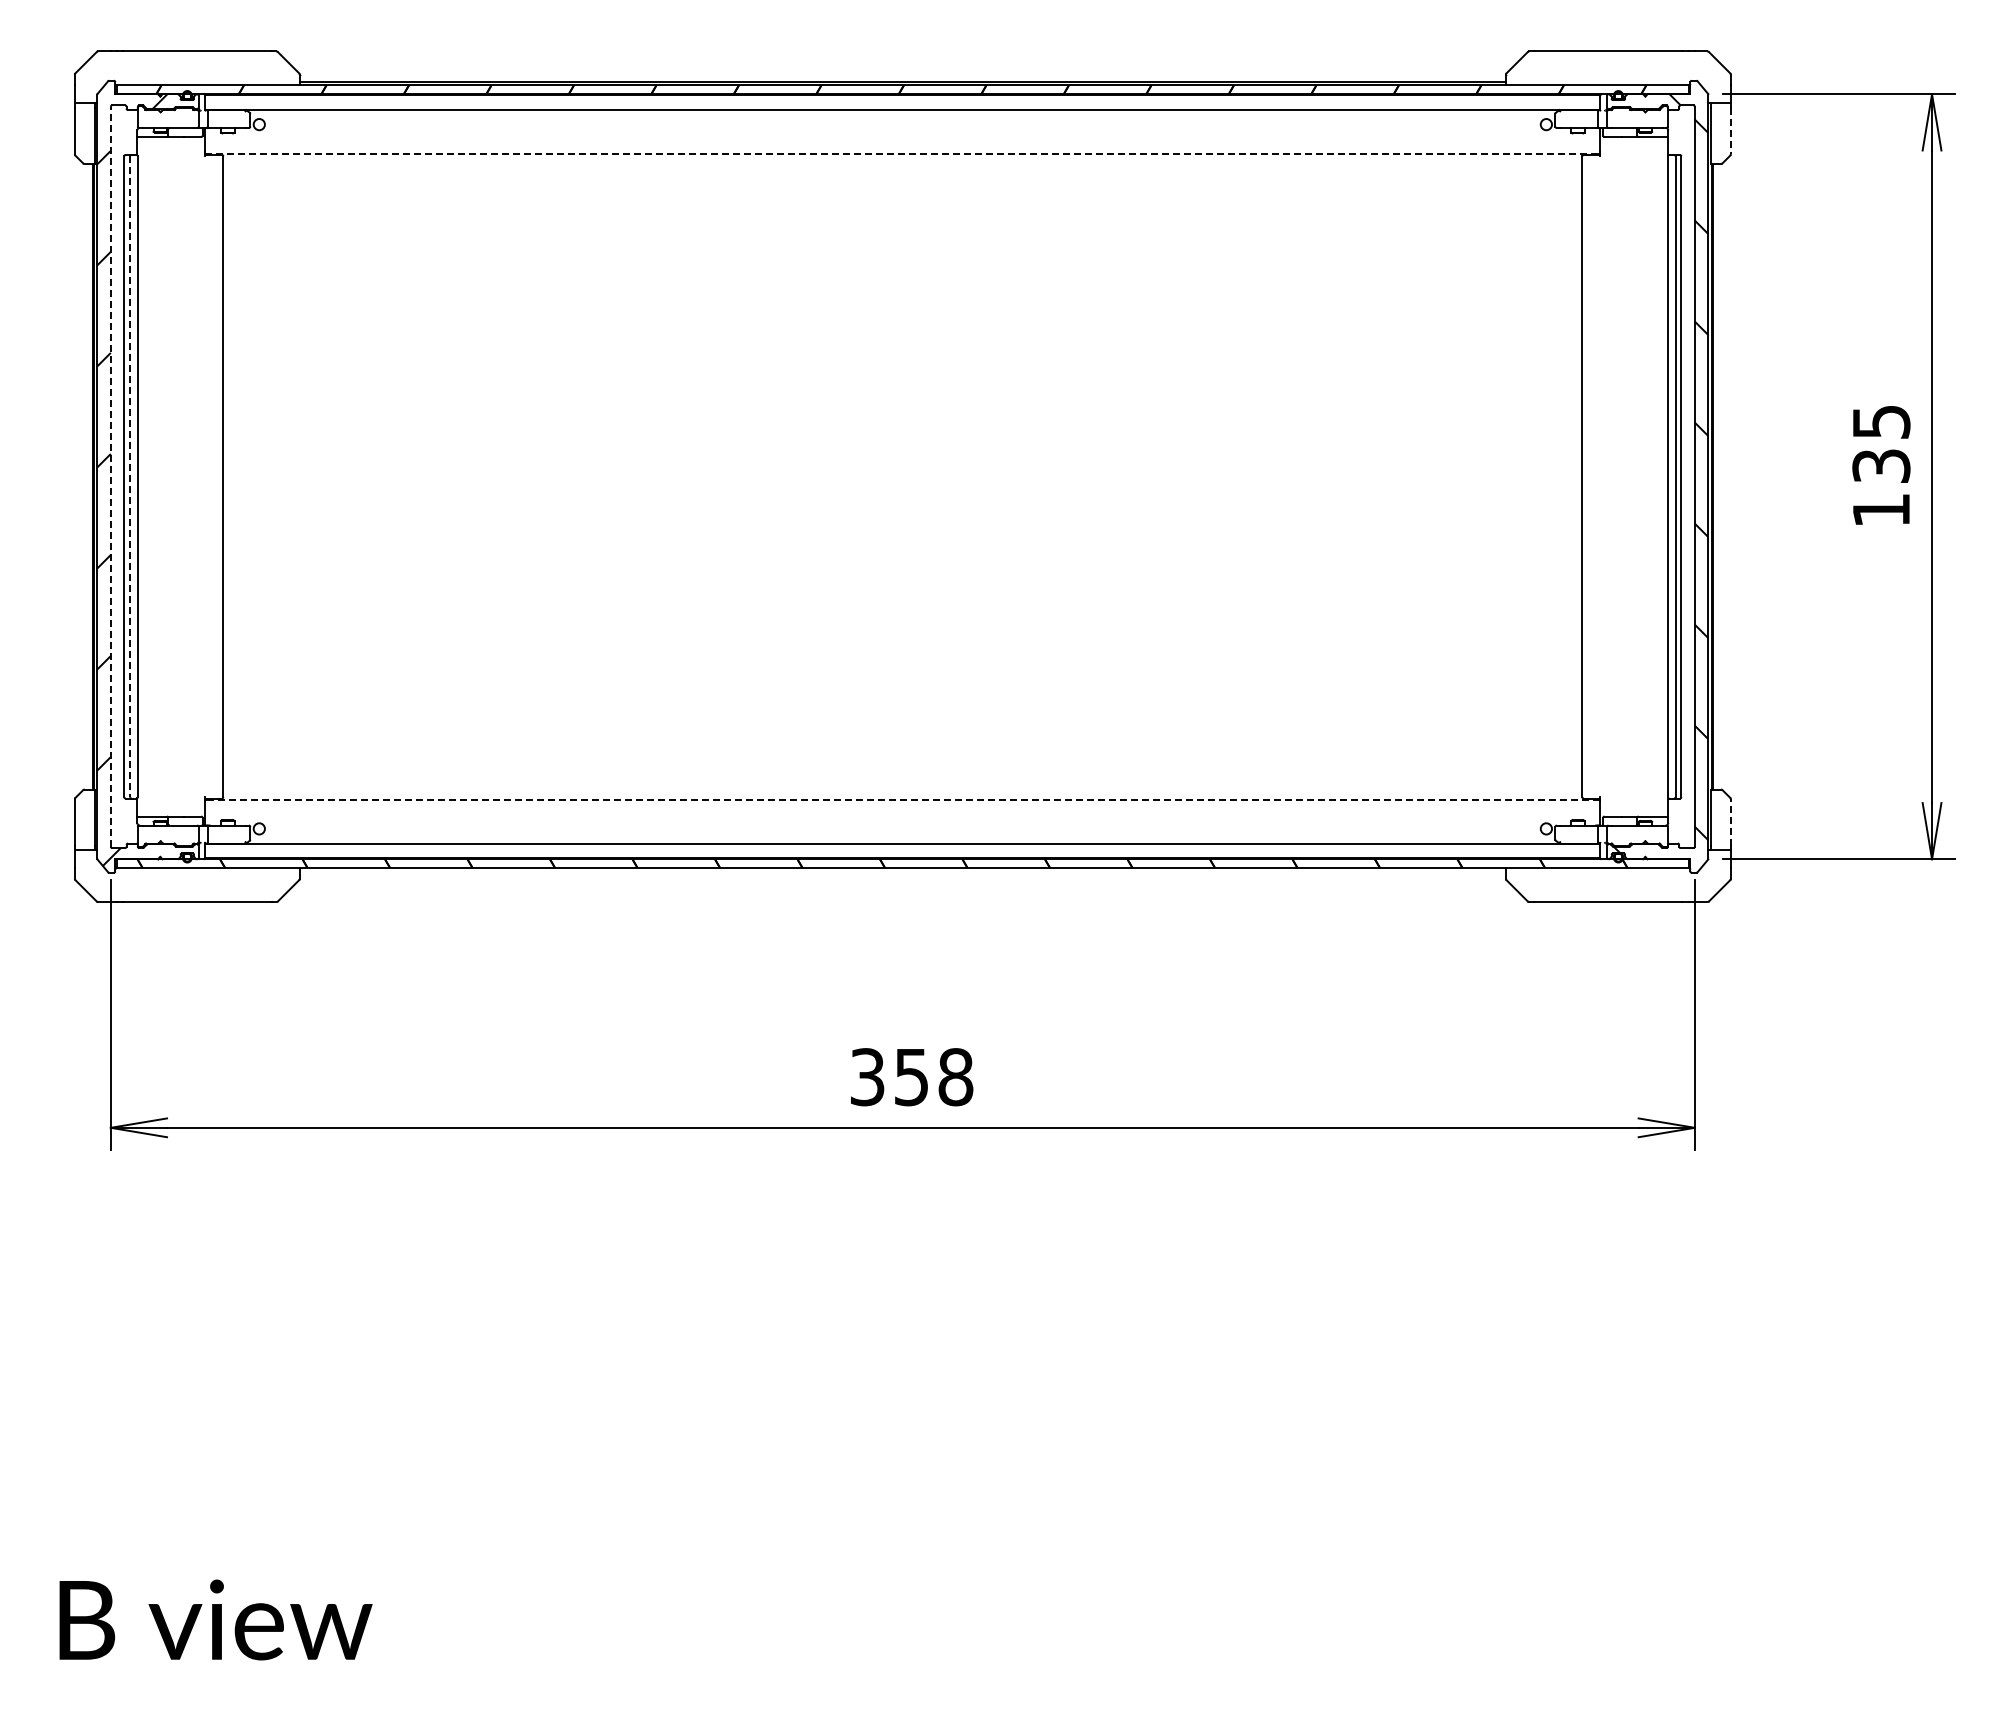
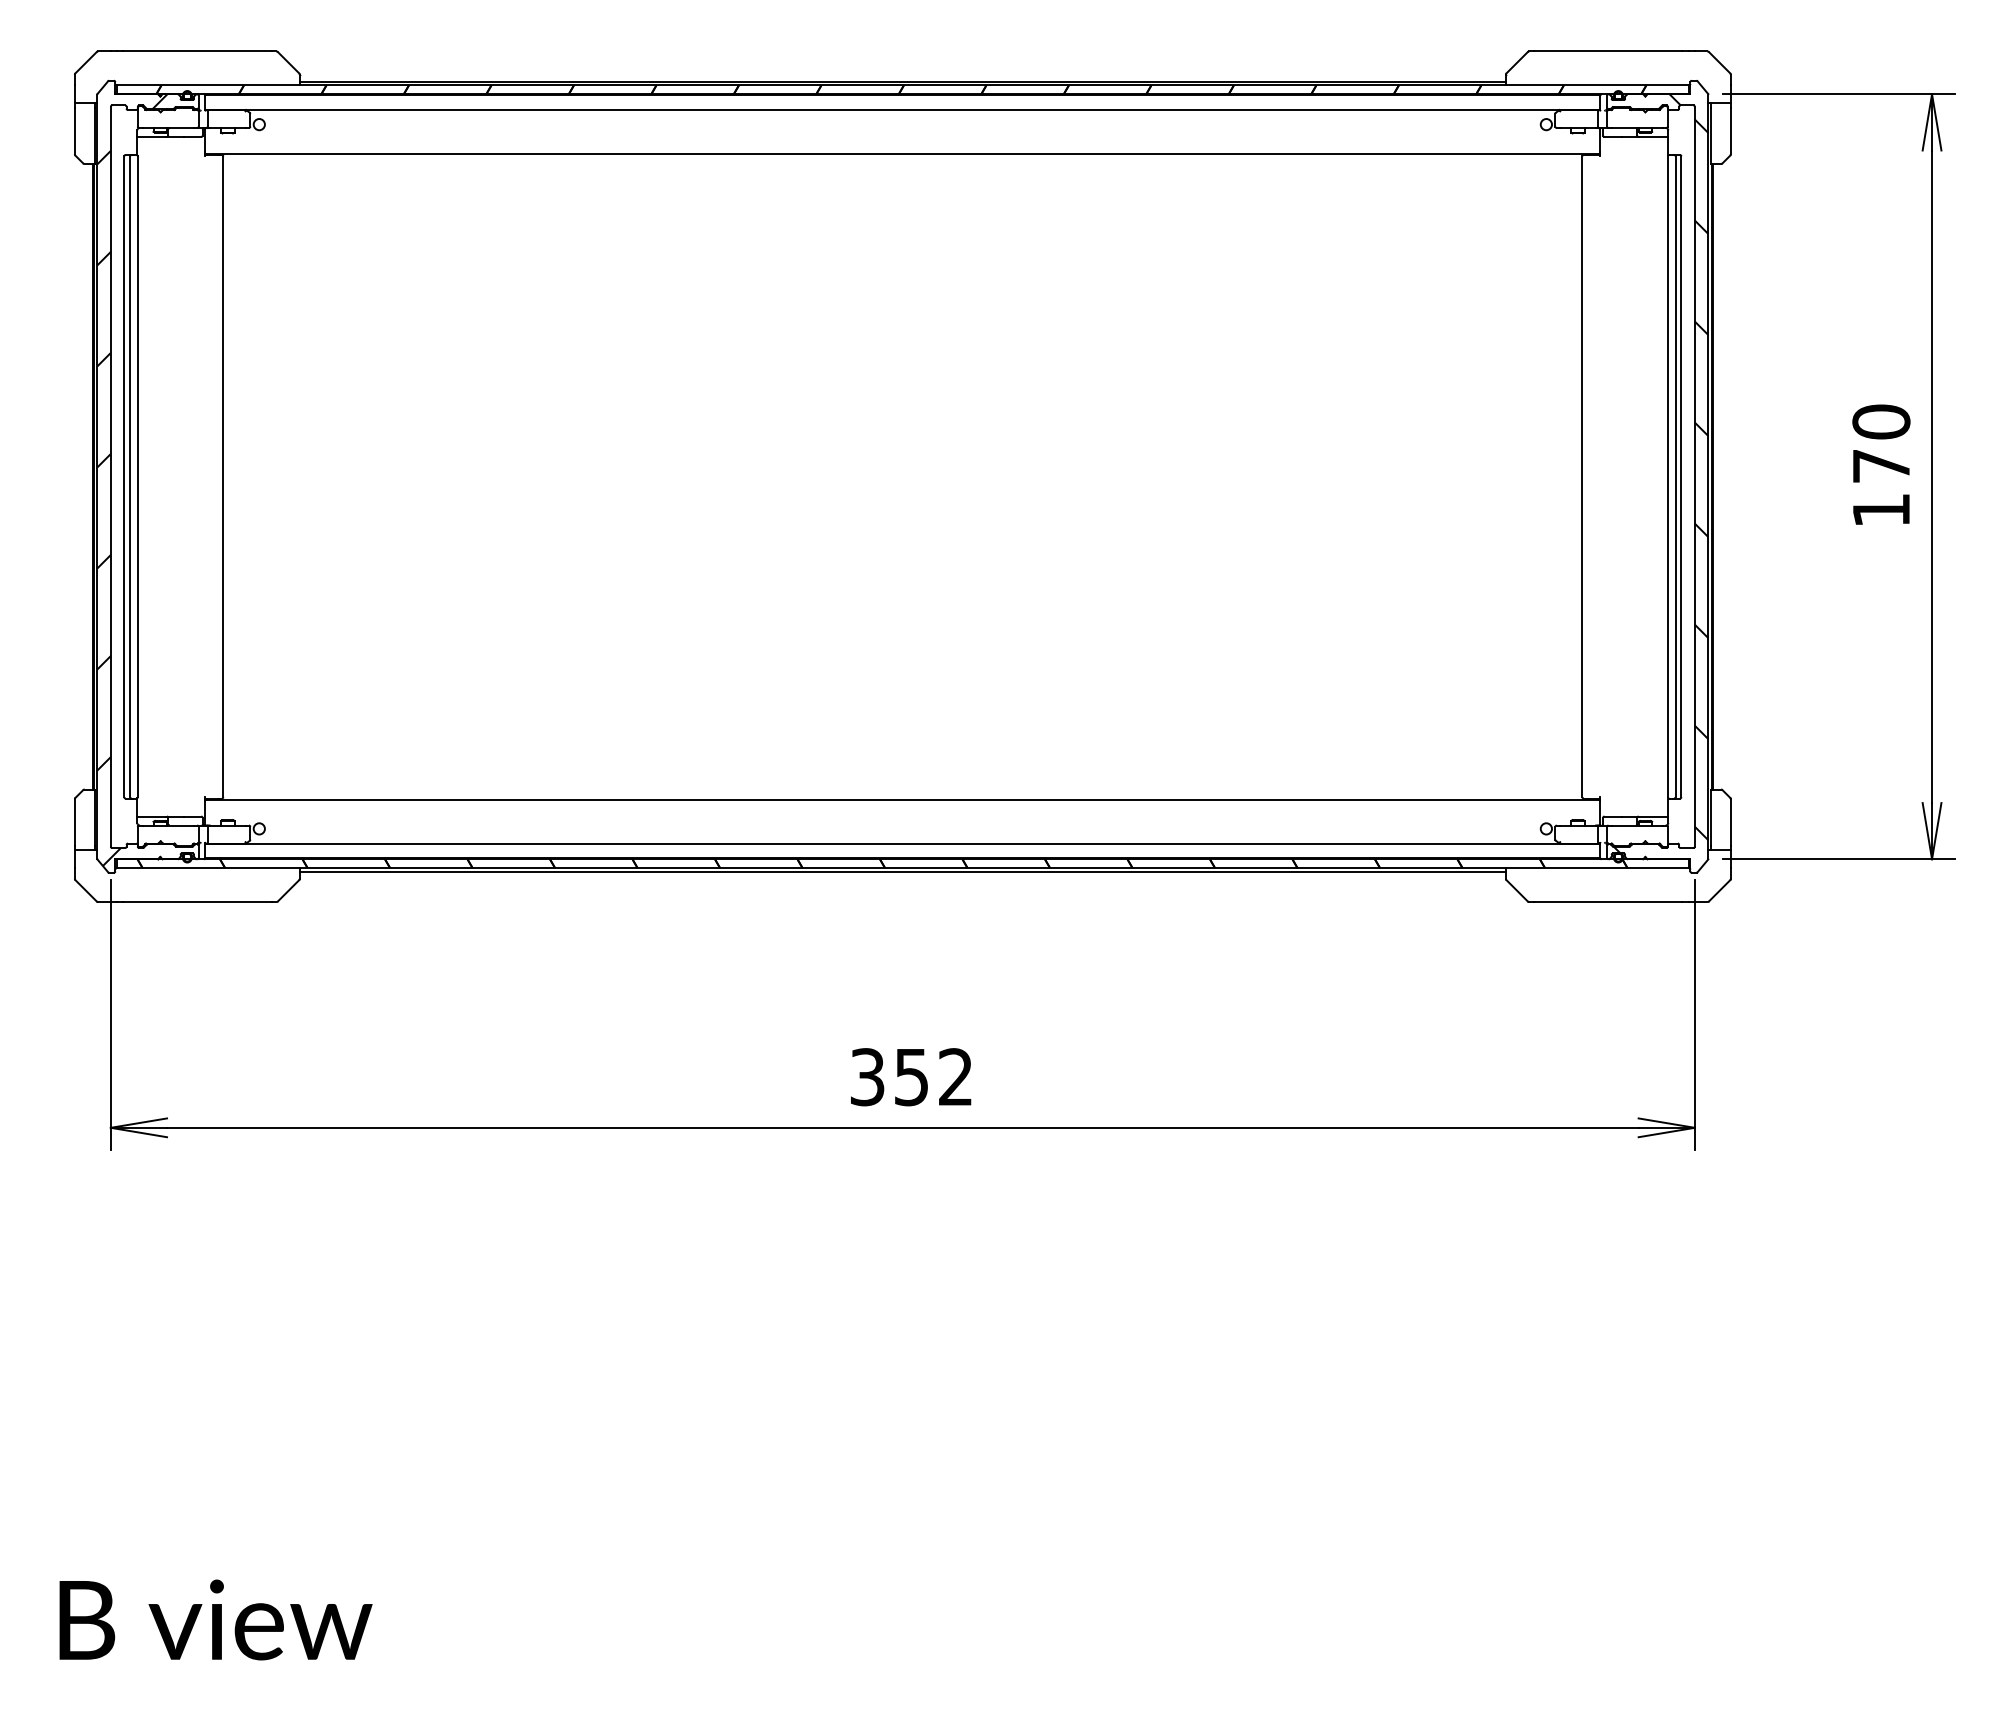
line: dashed -> solid (1730, 131)
line: dashed -> solid (902, 153)
text: 135 -> 170 (1881, 443)
line: dashed -> solid (110, 476)
line: dashed -> solid (130, 477)
line: dashed -> solid (902, 799)
line: dashed -> solid (1730, 822)
line: none -> present (902, 871)
text: 358 -> 352 (955, 1077)
